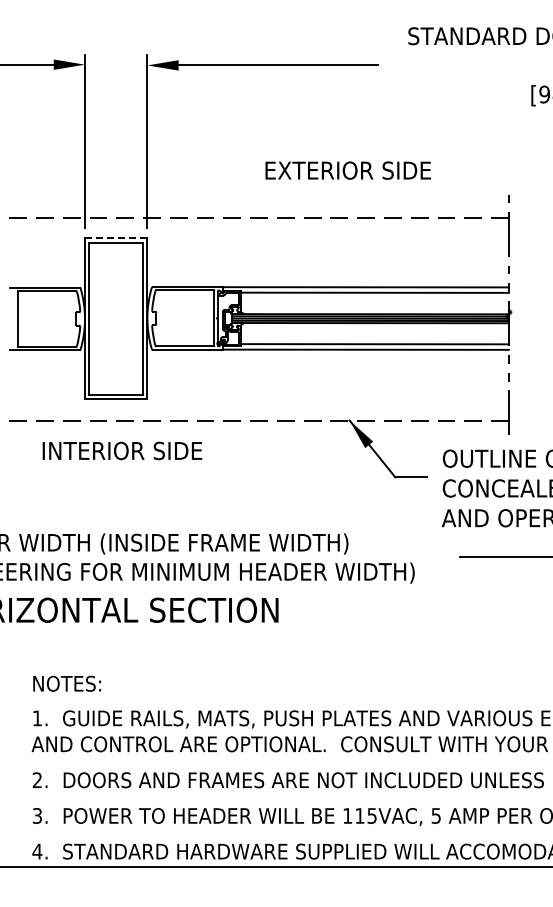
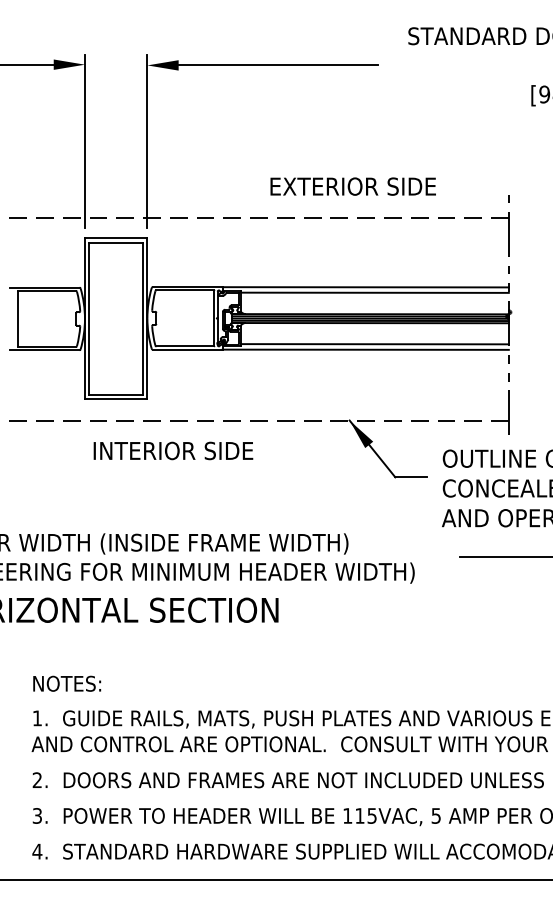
text position: (347, 170) -> (352, 186) (352, 186)
line: dashed -> solid (116, 238)
text position: (122, 450) -> (173, 450) (173, 450)
line position: (275, 866) -> (275, 879) (275, 879)
